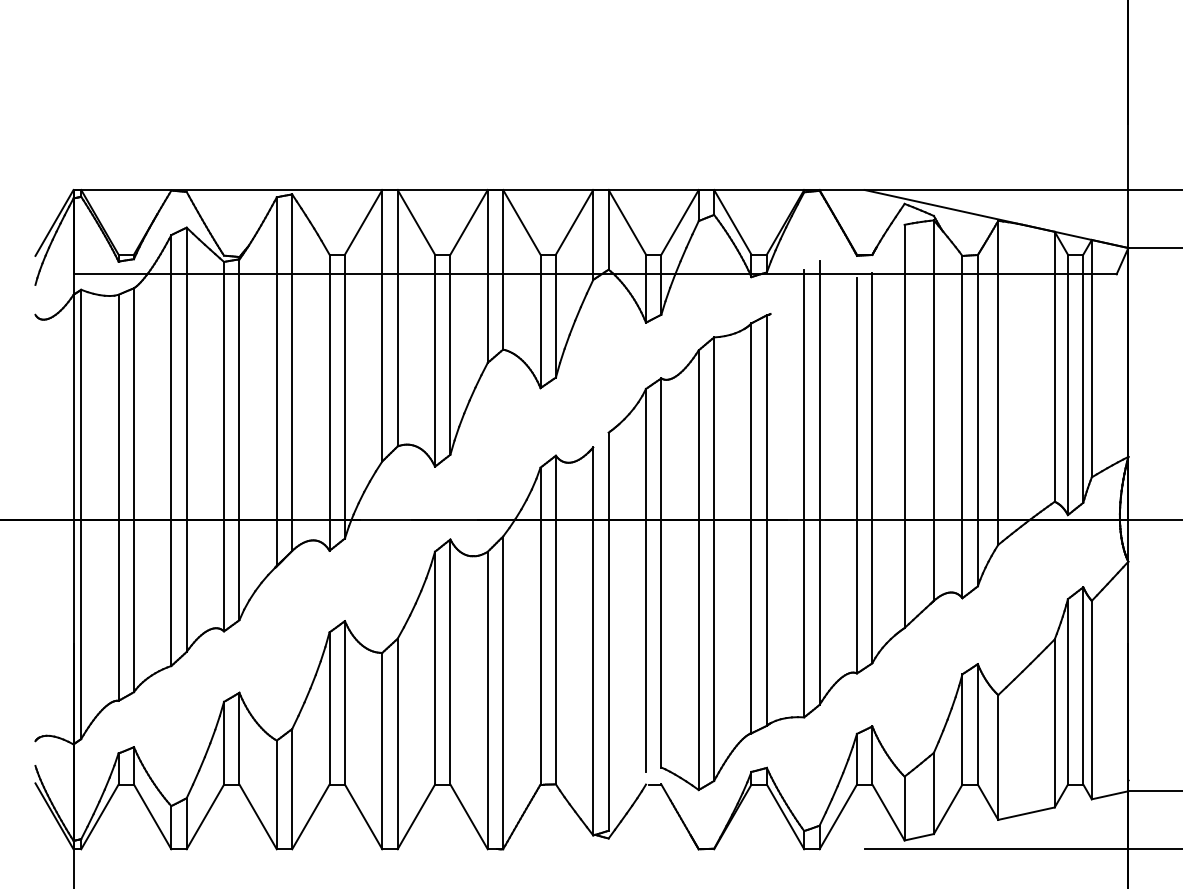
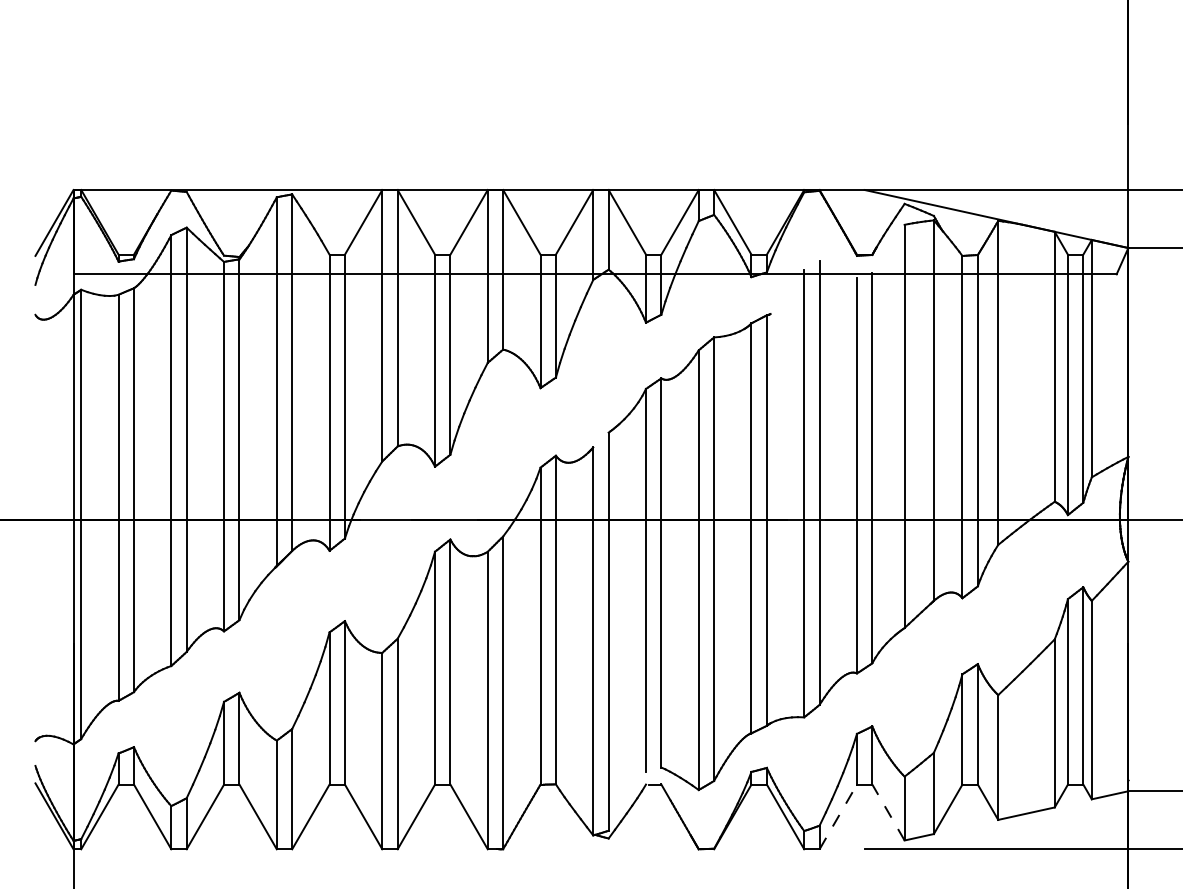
line: solid -> dashed (888, 812)
line: solid -> dashed (838, 816)
